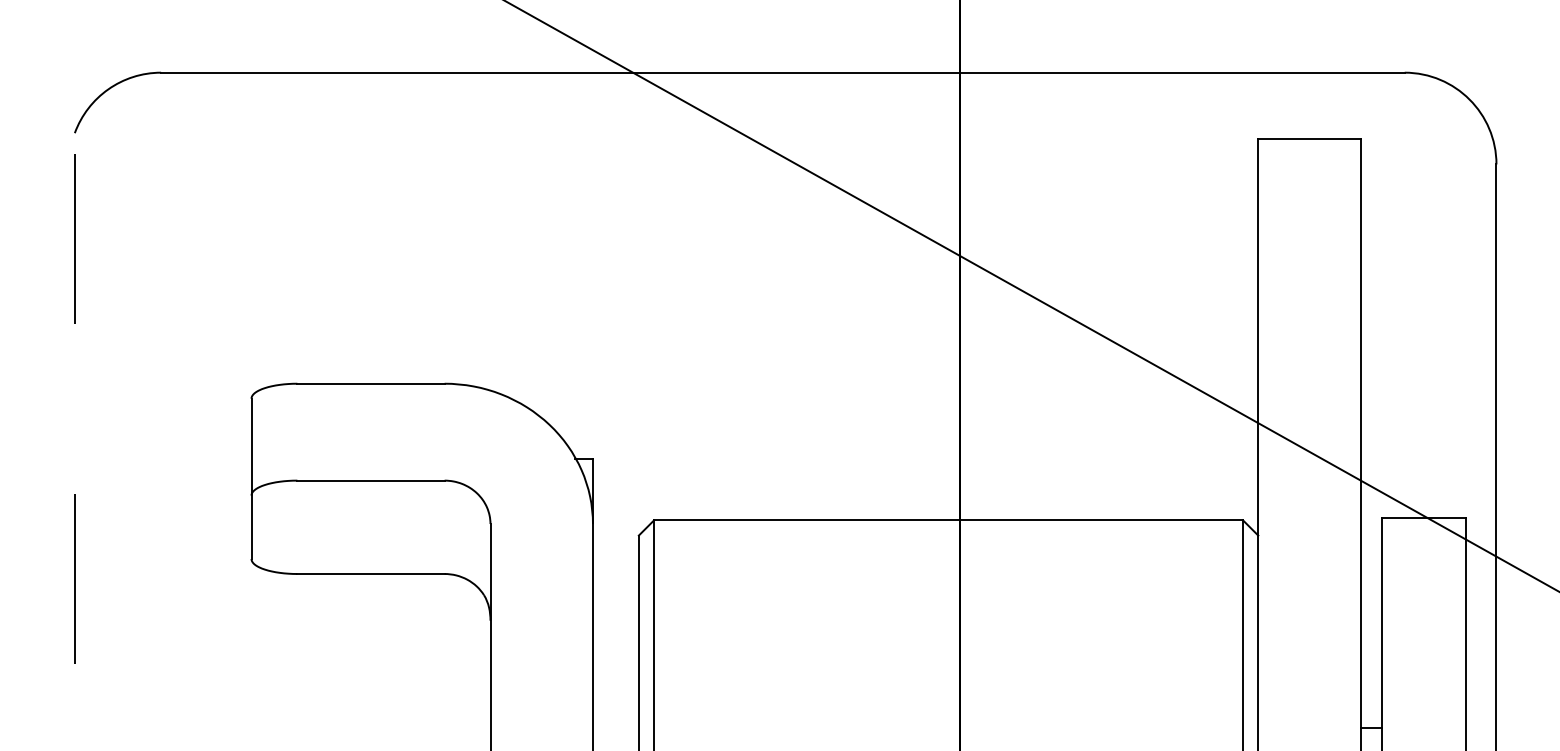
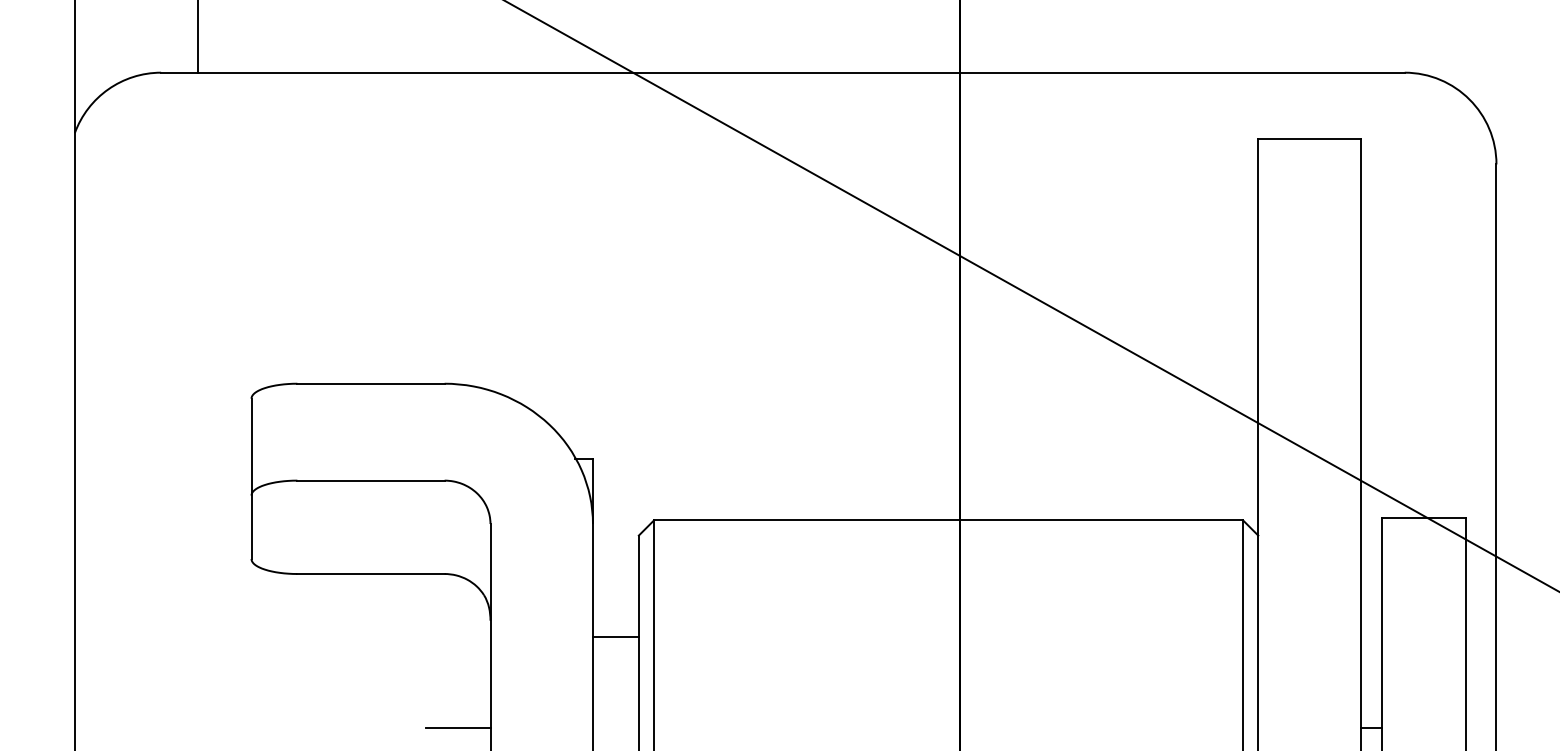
line: none -> present (197, 37)
line: dashed -> solid (75, 375)
line: none -> present (615, 636)
line: none -> present (458, 728)
